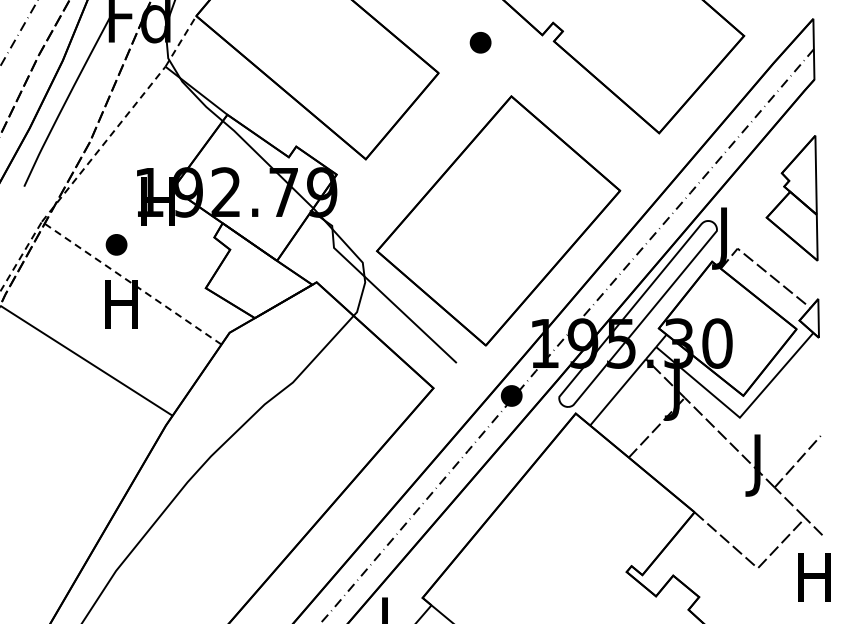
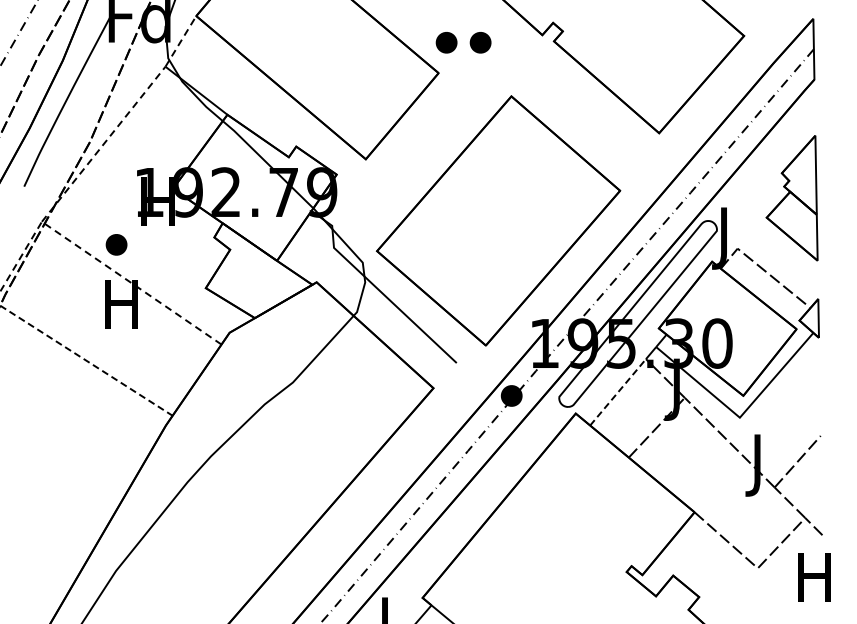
part: none -> present (446, 42)
line: solid -> dashed (86, 360)
line: solid -> dashed (618, 391)
